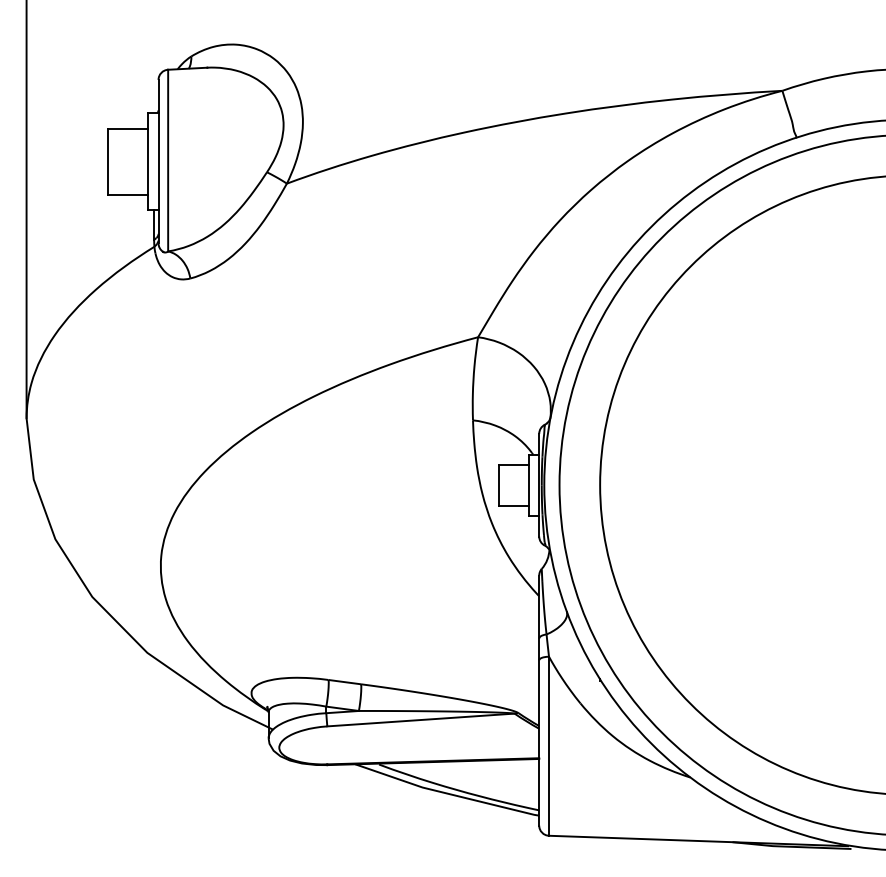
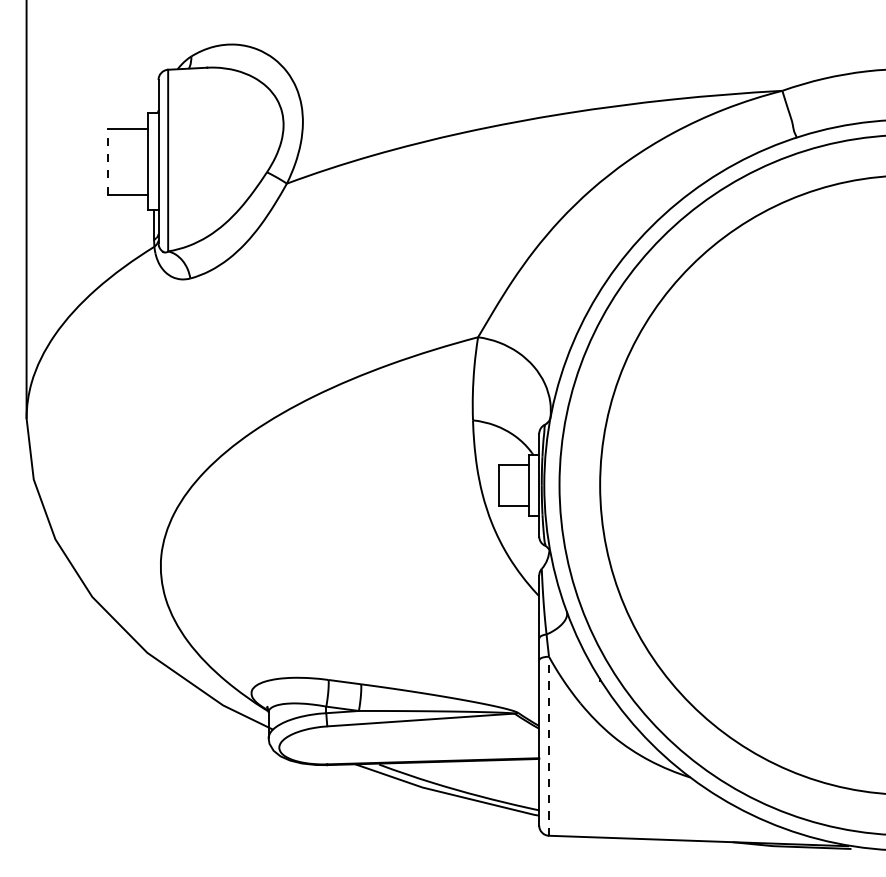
line: solid -> dashed (107, 161)
line: solid -> dashed (549, 746)
